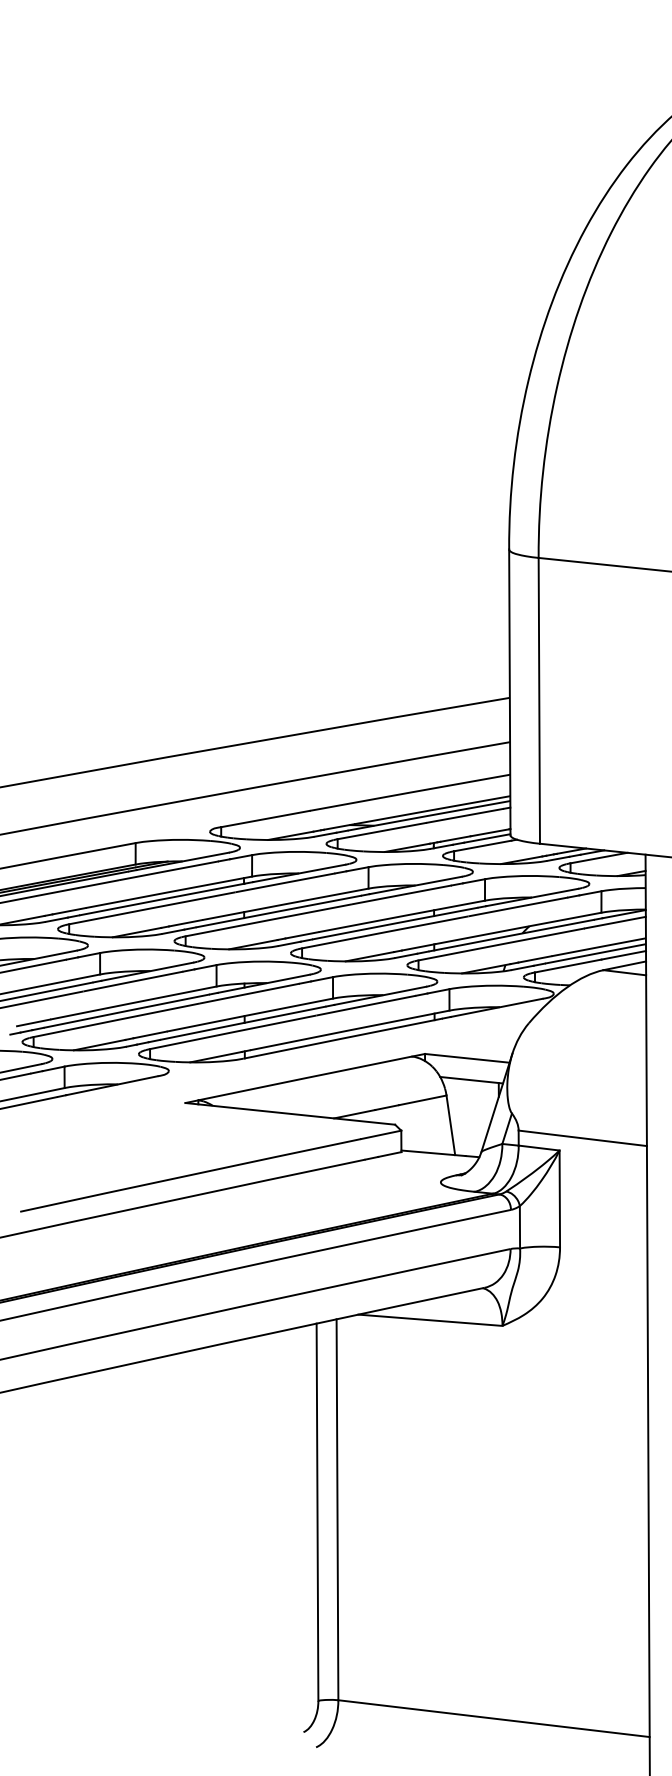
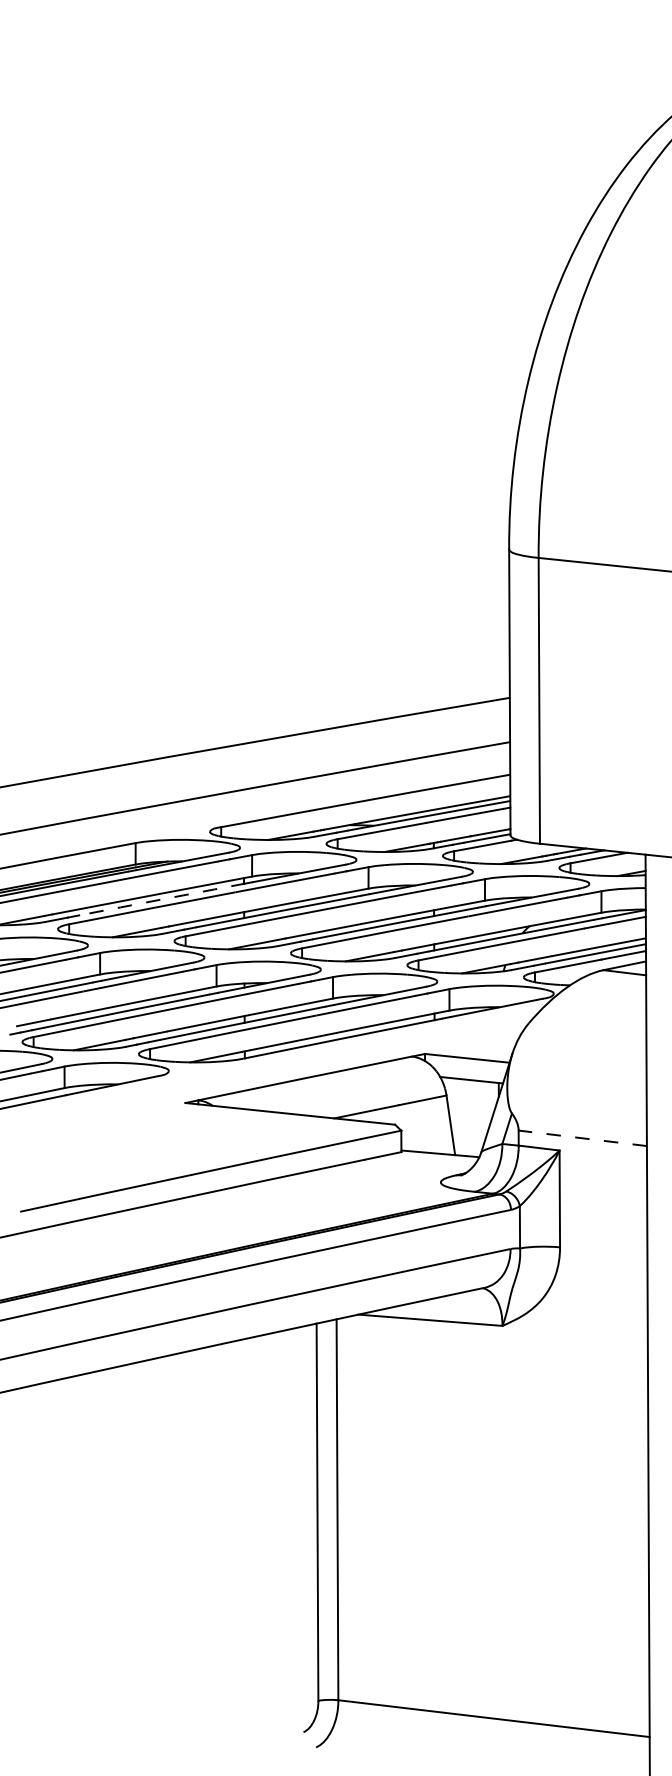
arc: solid -> dashed (162, 899)
line: solid -> dashed (582, 1138)
